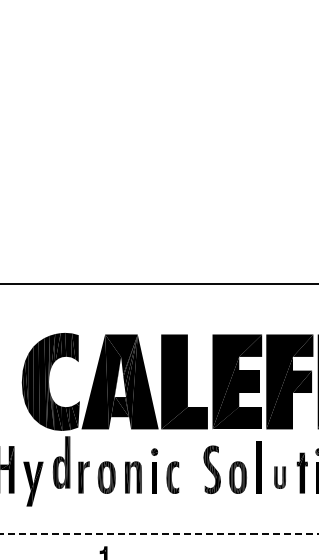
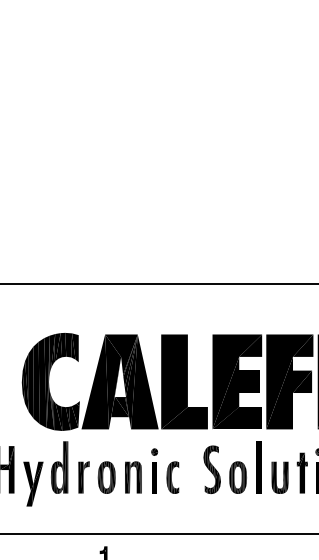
part position: (61, 462) -> (59, 467) (59, 467)
part size: 12x23 px -> 18x33 px (279, 477)
line: dashed -> solid (159, 533)
